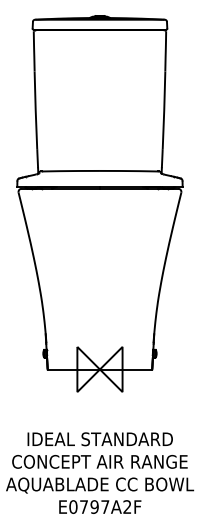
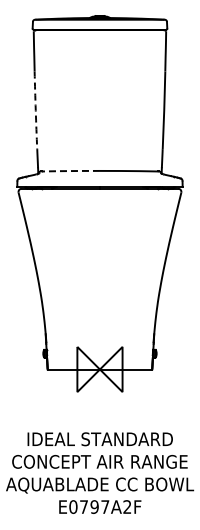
arc: solid -> dashed (35, 110)
line: solid -> dashed (70, 171)
